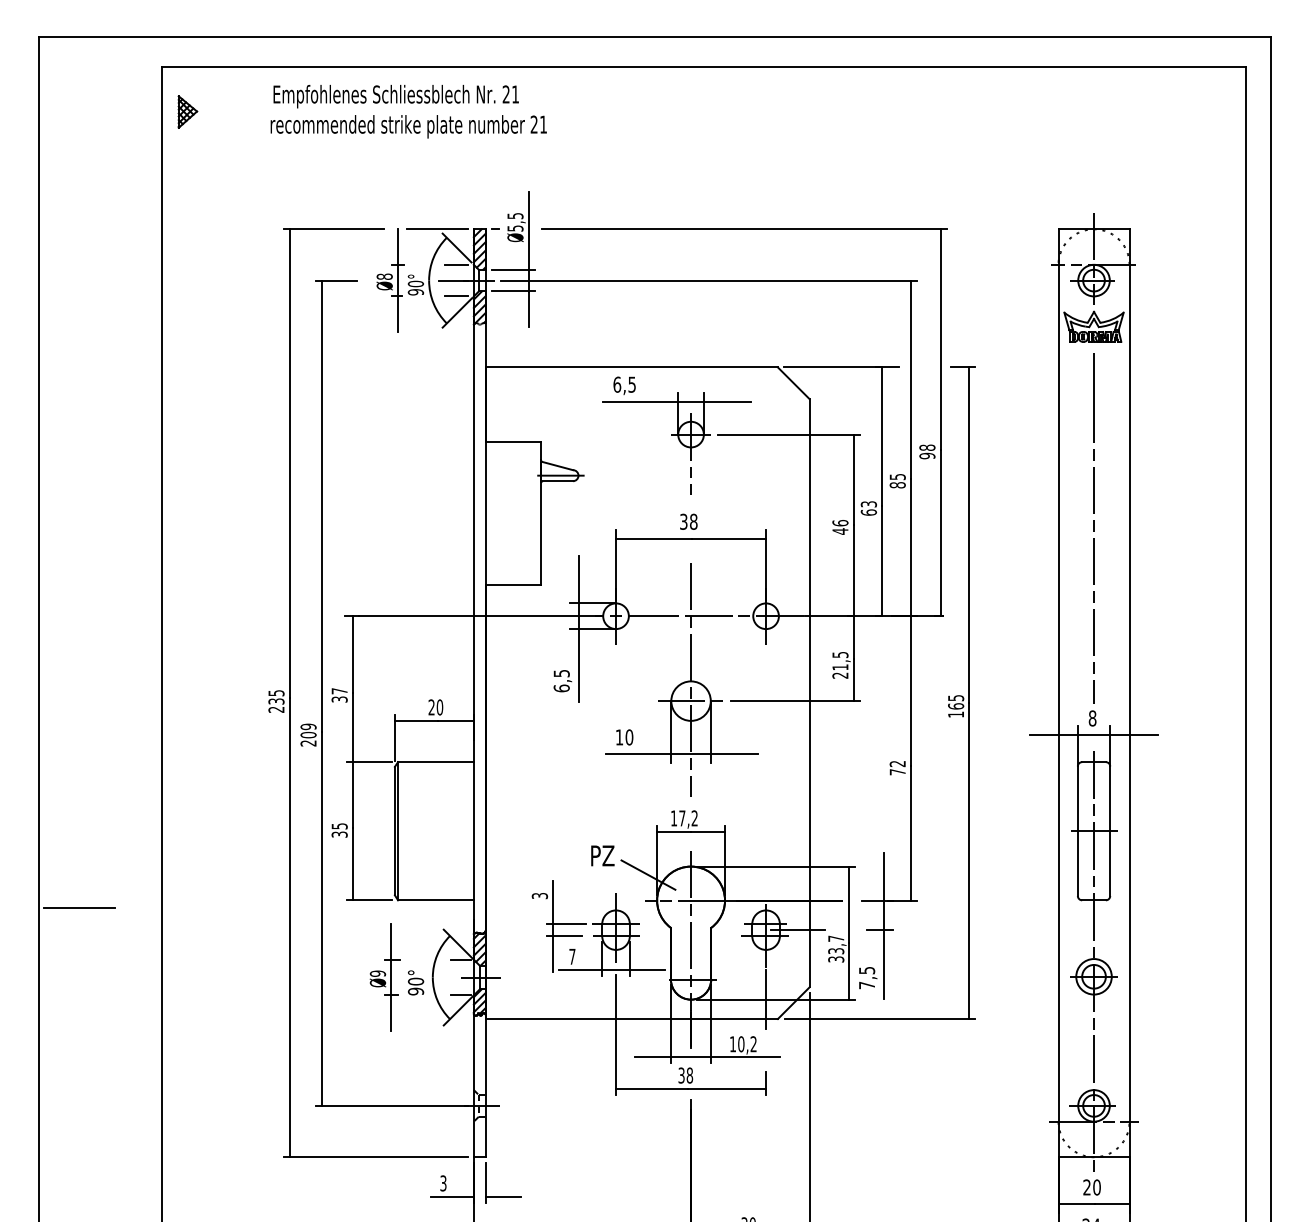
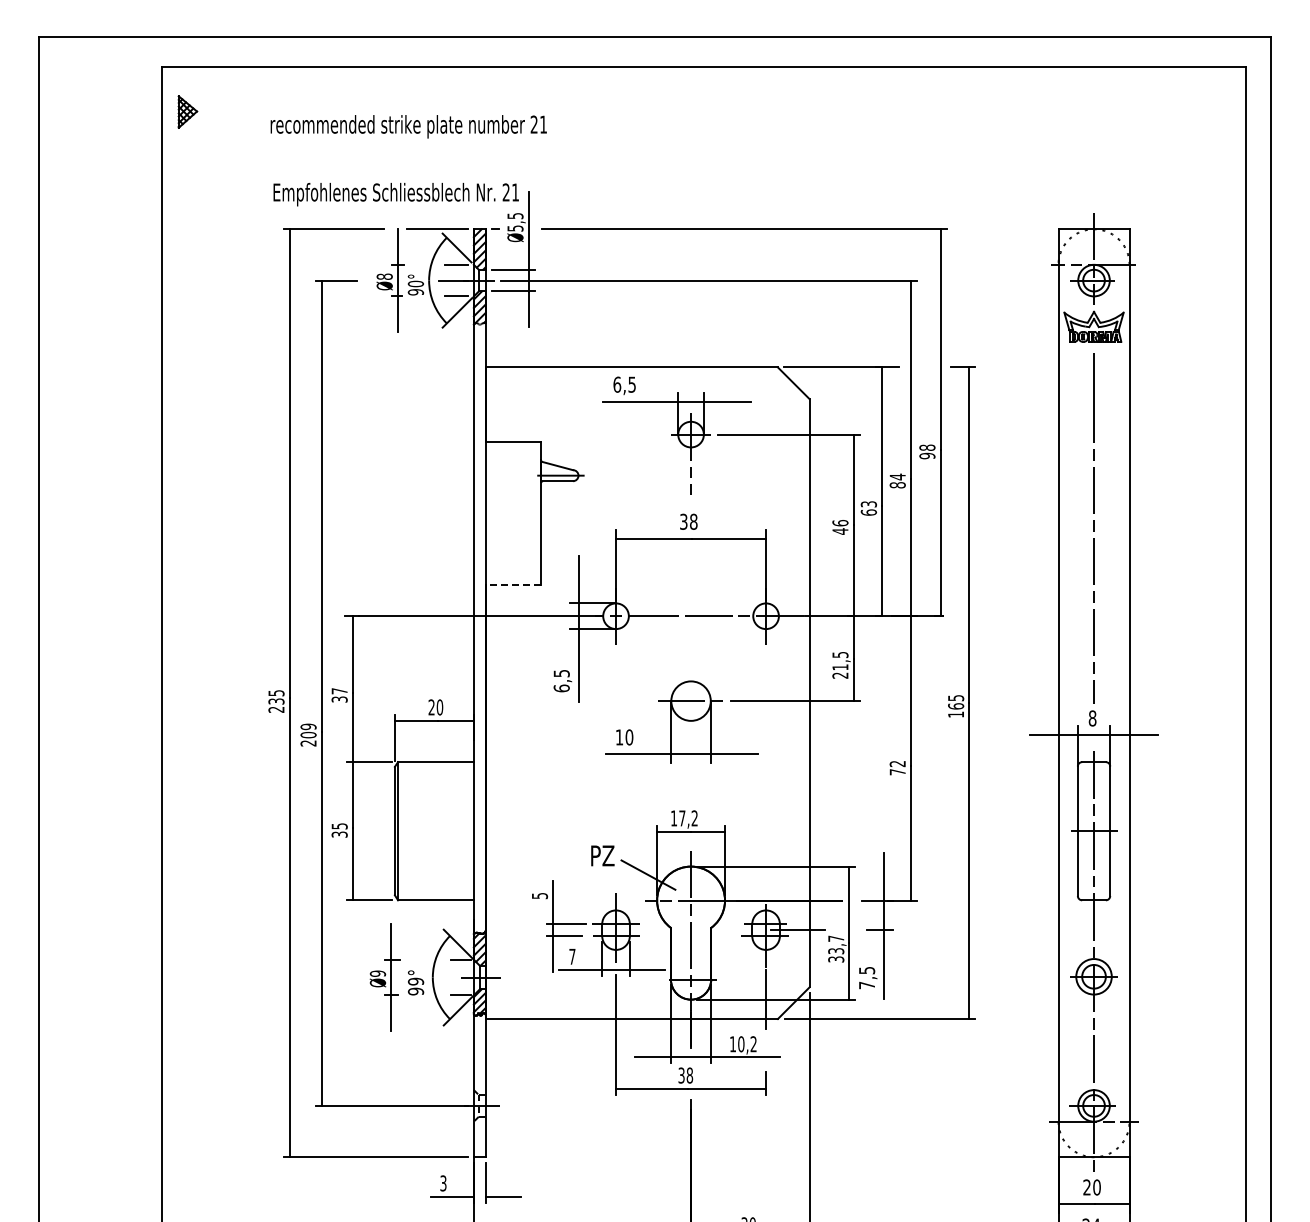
text position: (395, 96) -> (395, 194) (395, 194)
text: 85 -> 84 (897, 476)
line: solid -> dashed (513, 584)
line: present -> none (691, 679)
text: 3 -> 5 (539, 895)
line: present -> none (79, 908)
text: 90° -> 99° (416, 981)
